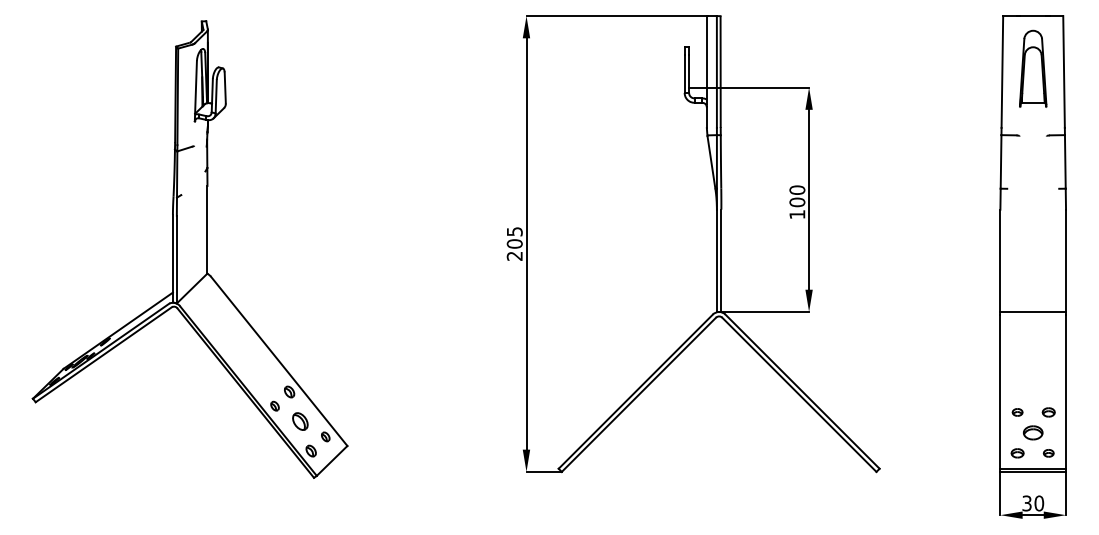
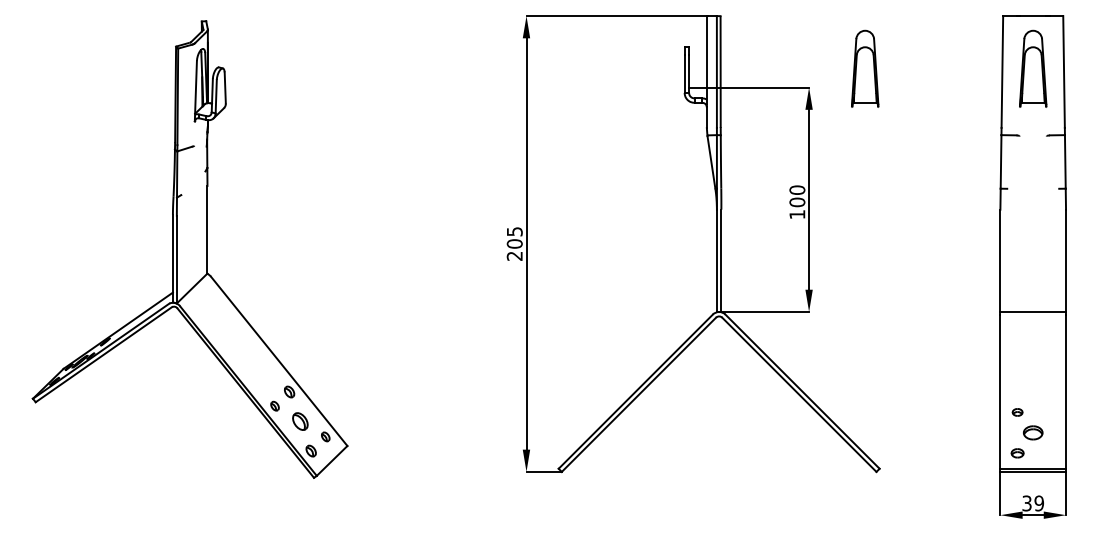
part: none -> present (865, 68)
part: present -> none (1048, 412)
part: present -> none (1048, 453)
text: 30 -> 39 (1038, 503)
